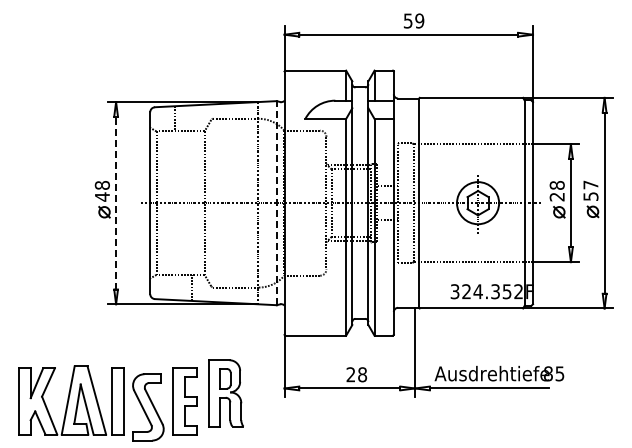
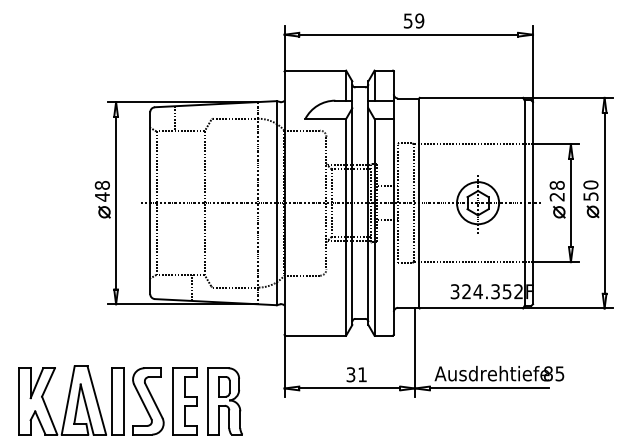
text: 57 -> 50 (590, 184)
line: dashed -> solid (116, 202)
line: dashed -> solid (276, 202)
text: 28 -> 31 (356, 374)
part position: (225, 393) -> (224, 401) (224, 401)
part position: (148, 407) -> (148, 401) (148, 401)
